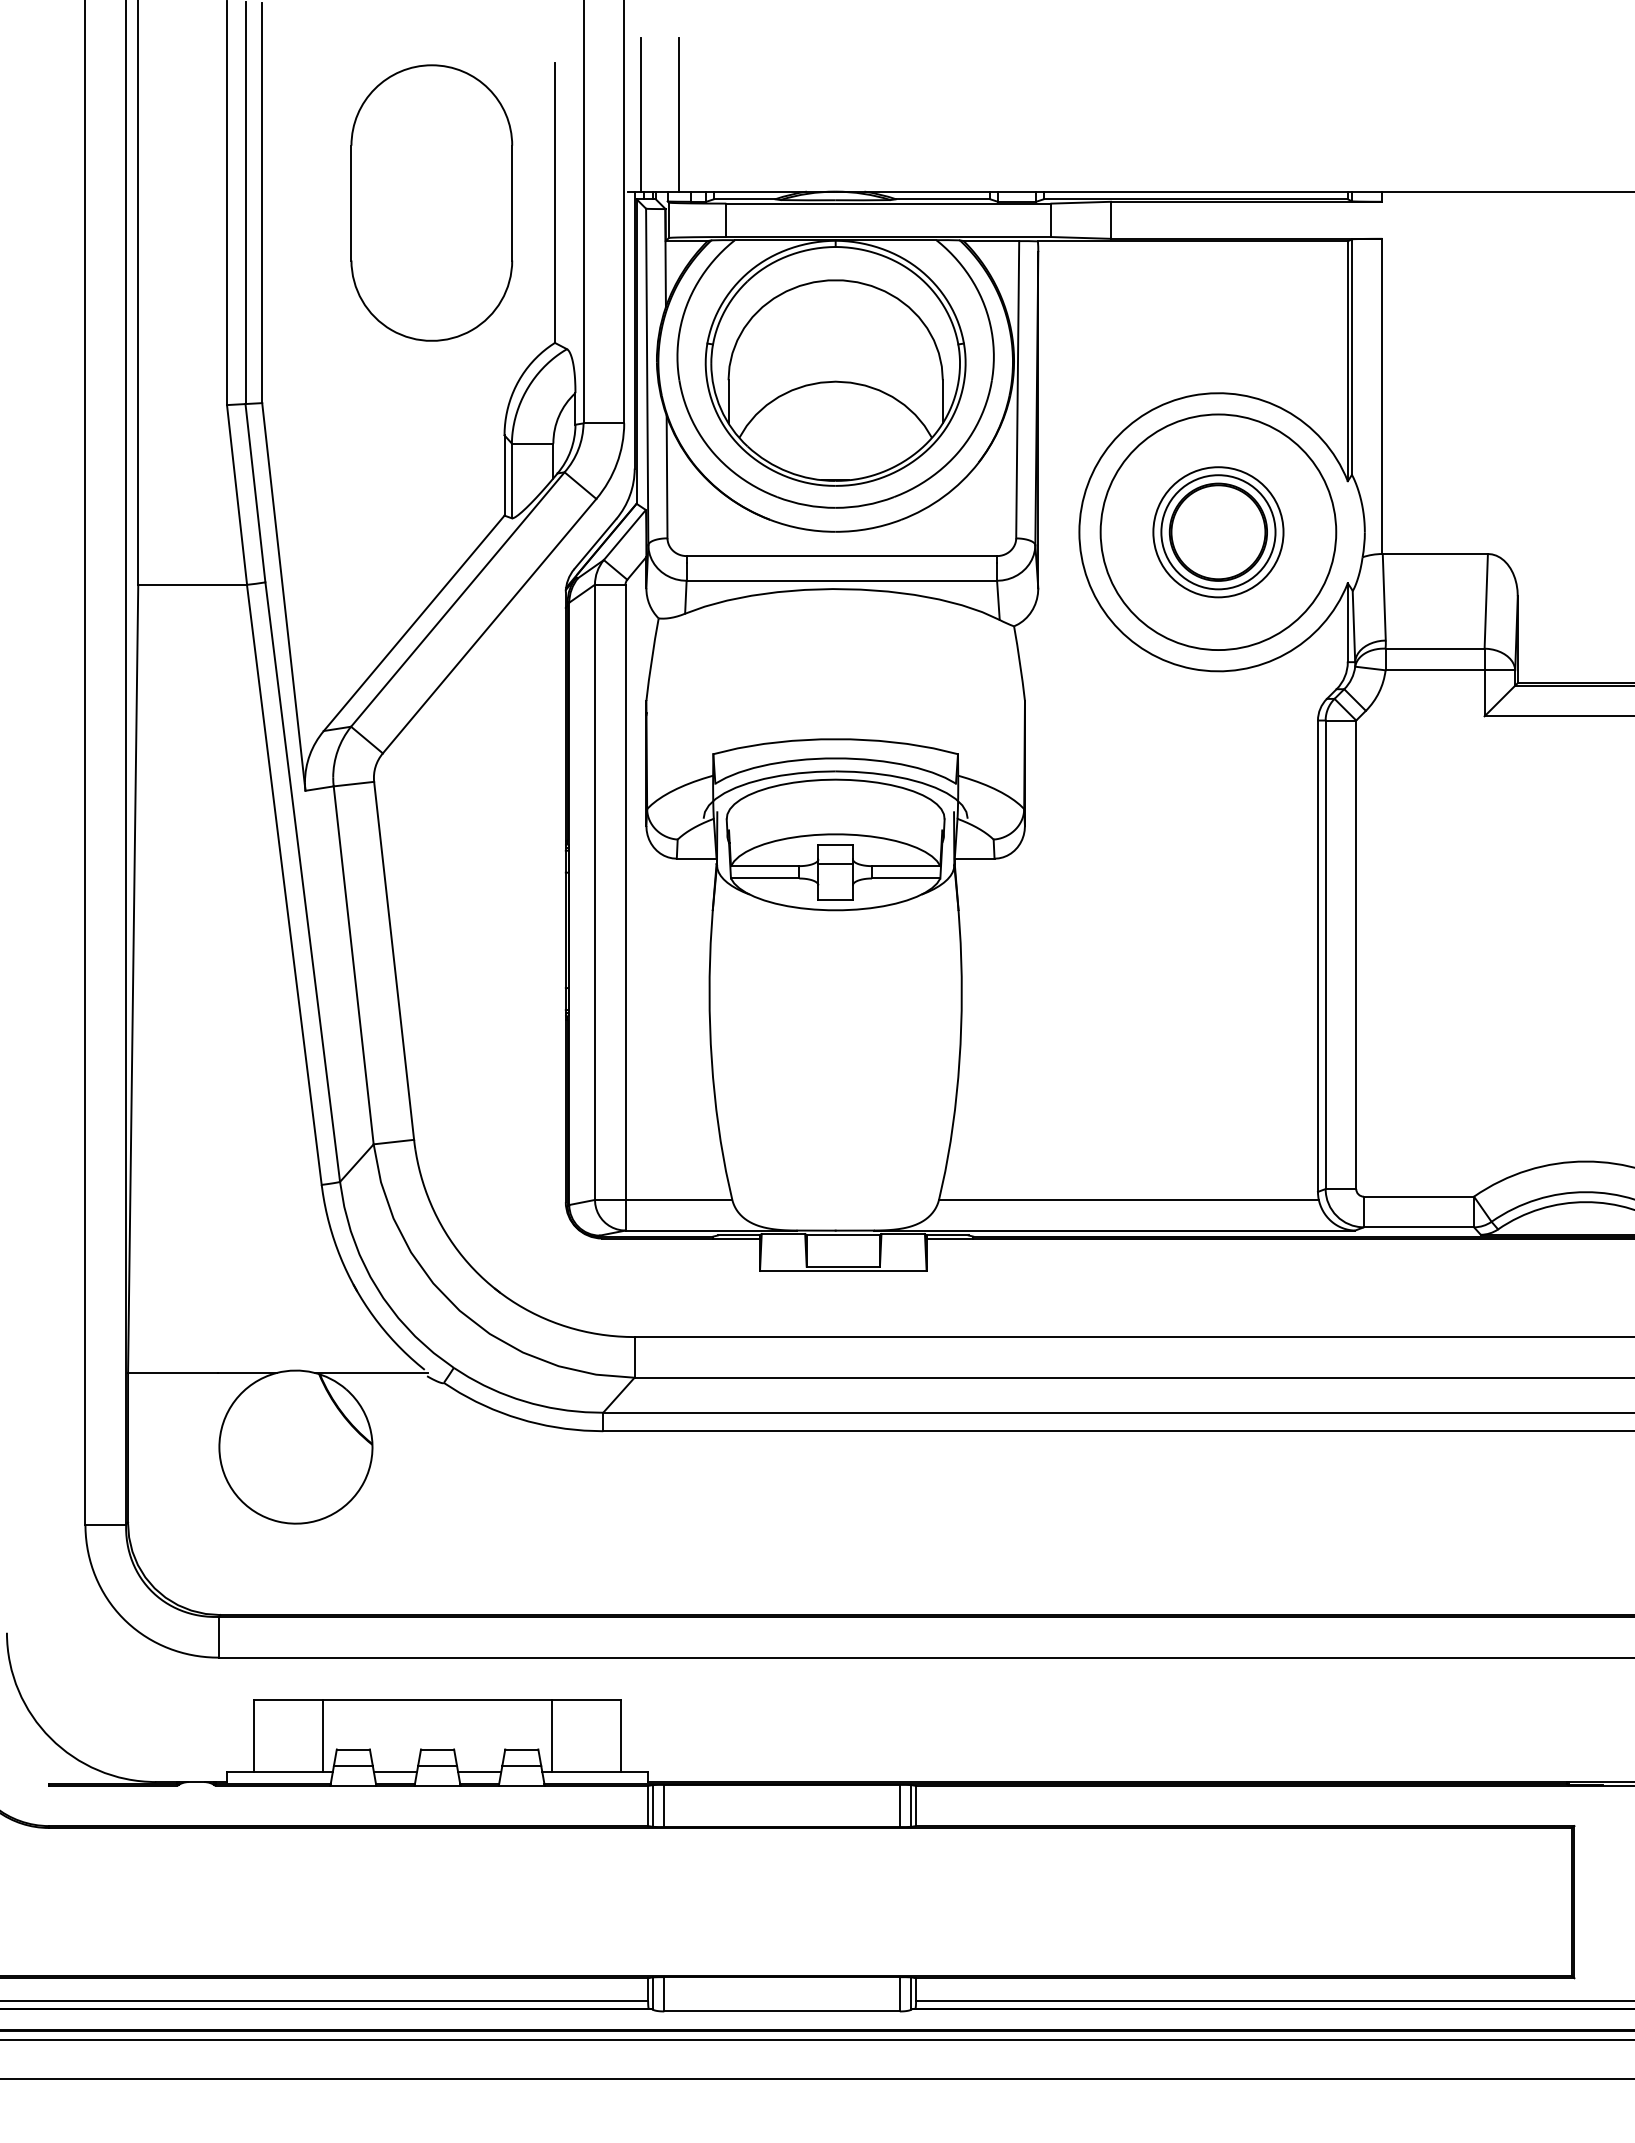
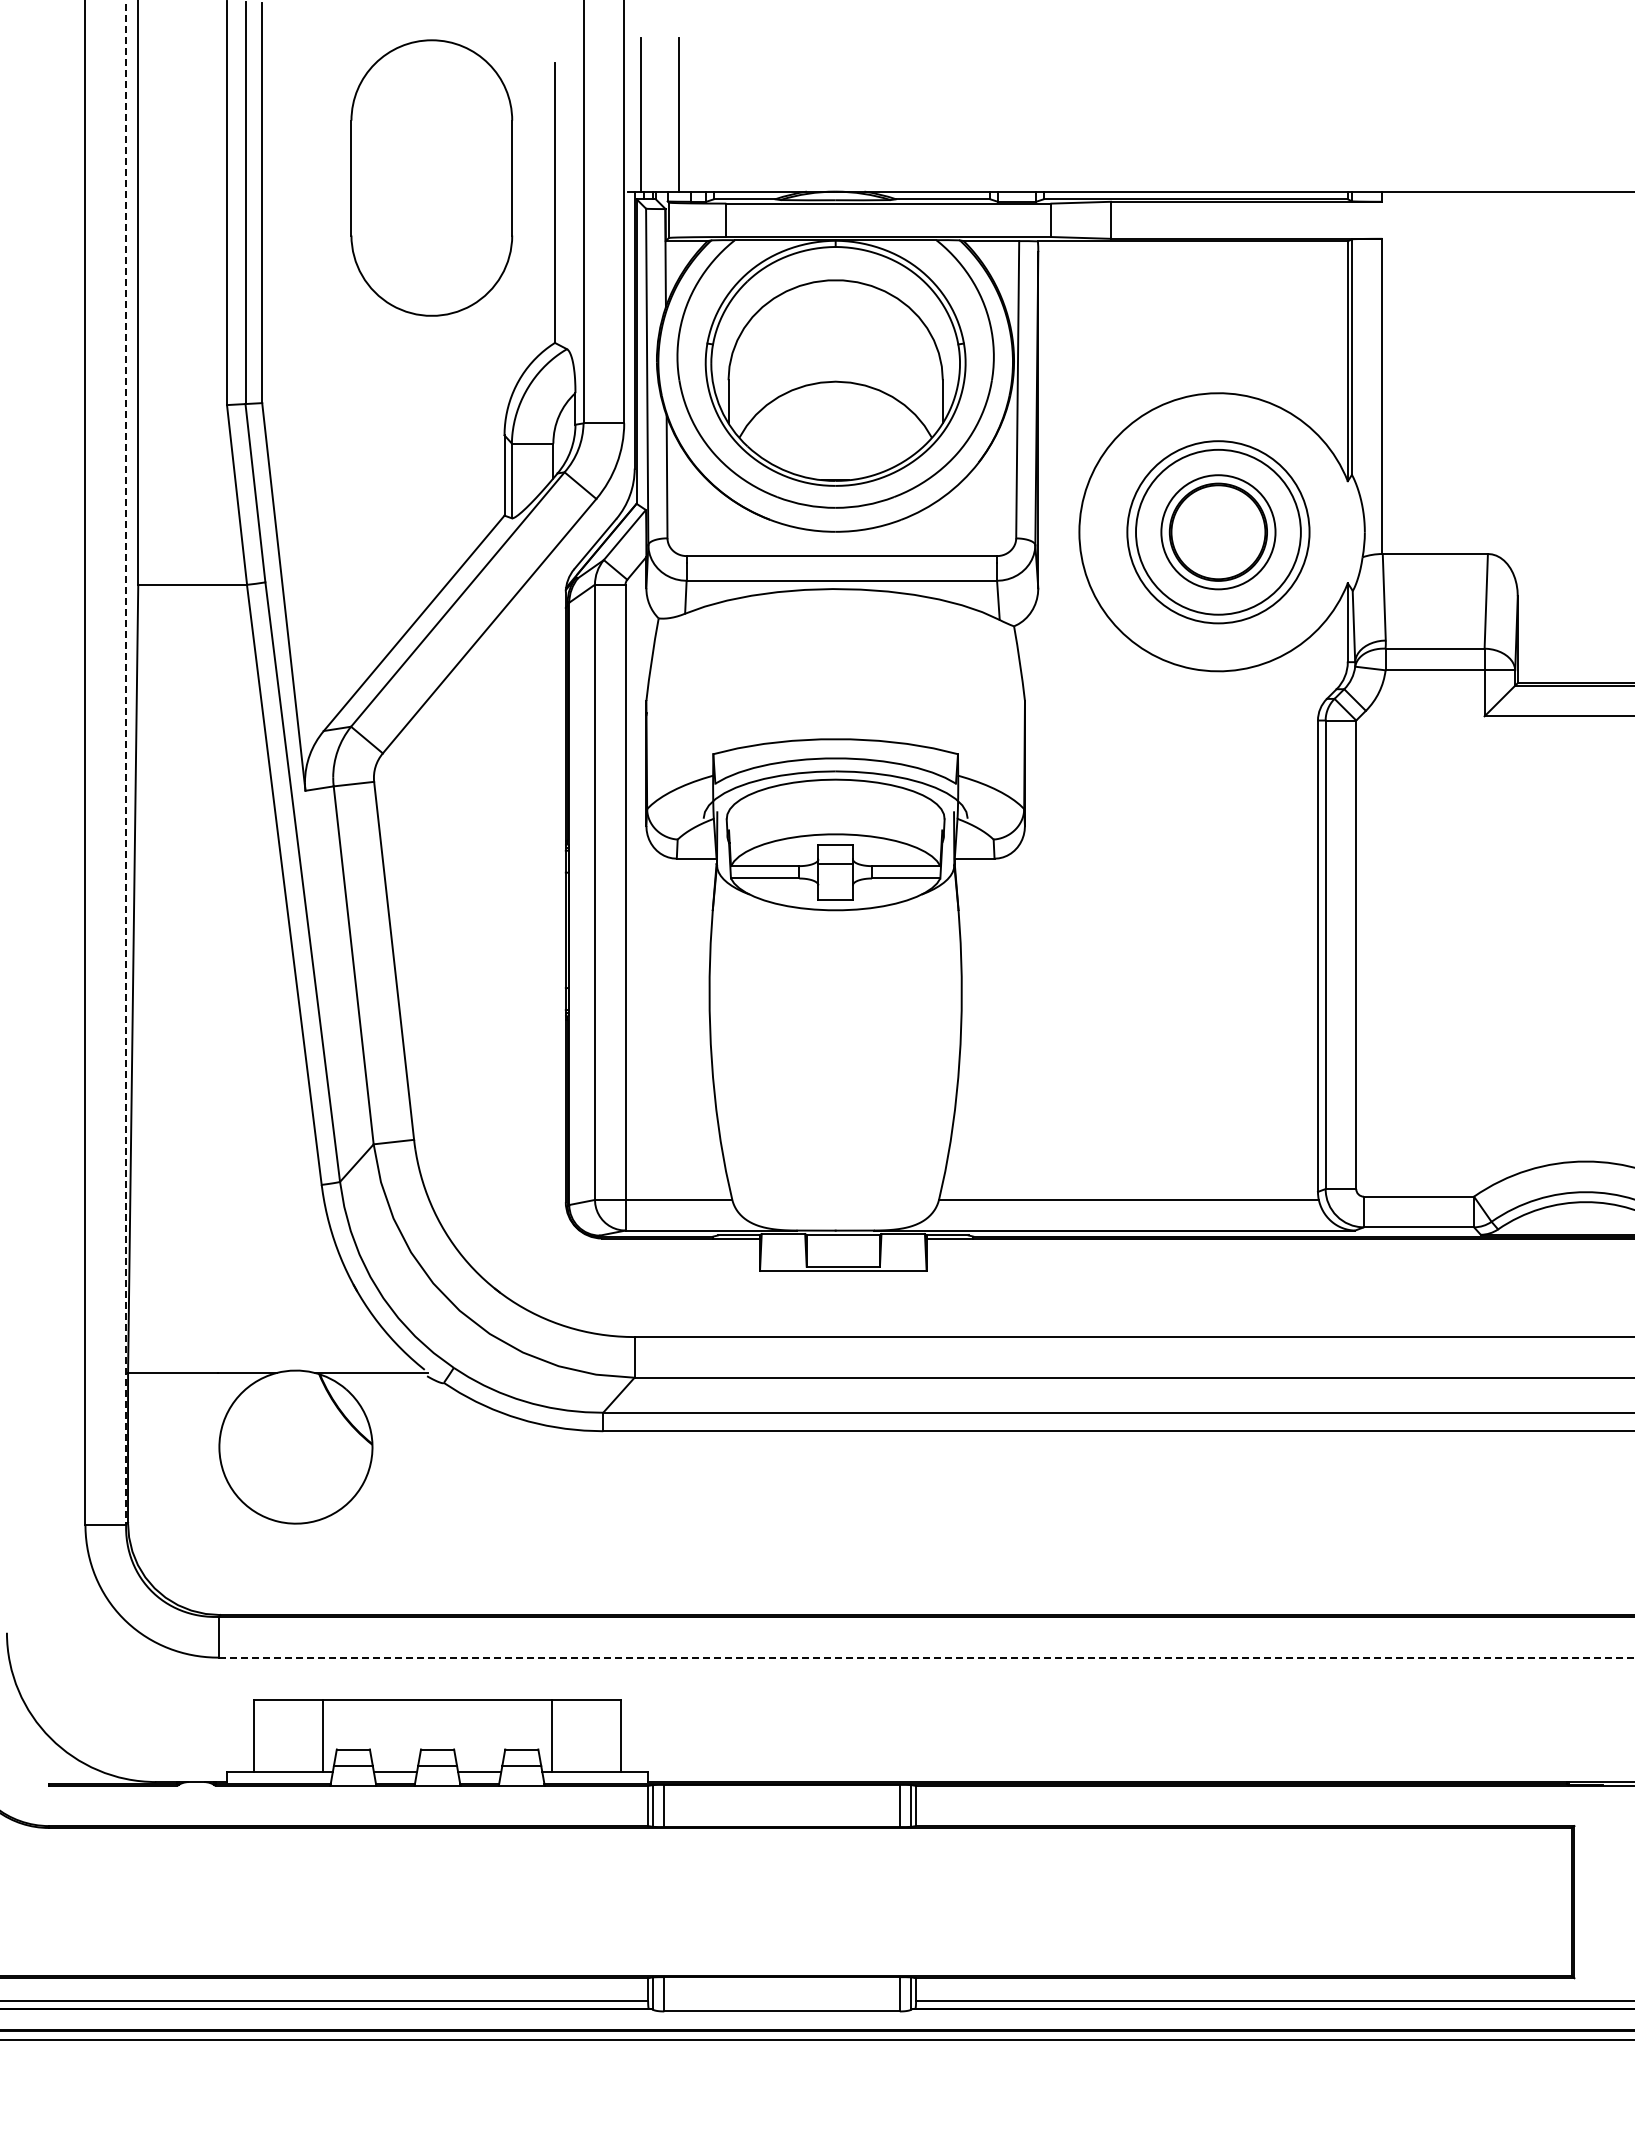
part position: (431, 202) -> (431, 177) (431, 177)
circle diameter: 130 px -> 182 px (1218, 532)
circle diameter: 236 px -> 165 px (1218, 531)
line: solid -> dashed (126, 762)
line: solid -> dashed (926, 1657)
line: present -> none (816, 2078)
